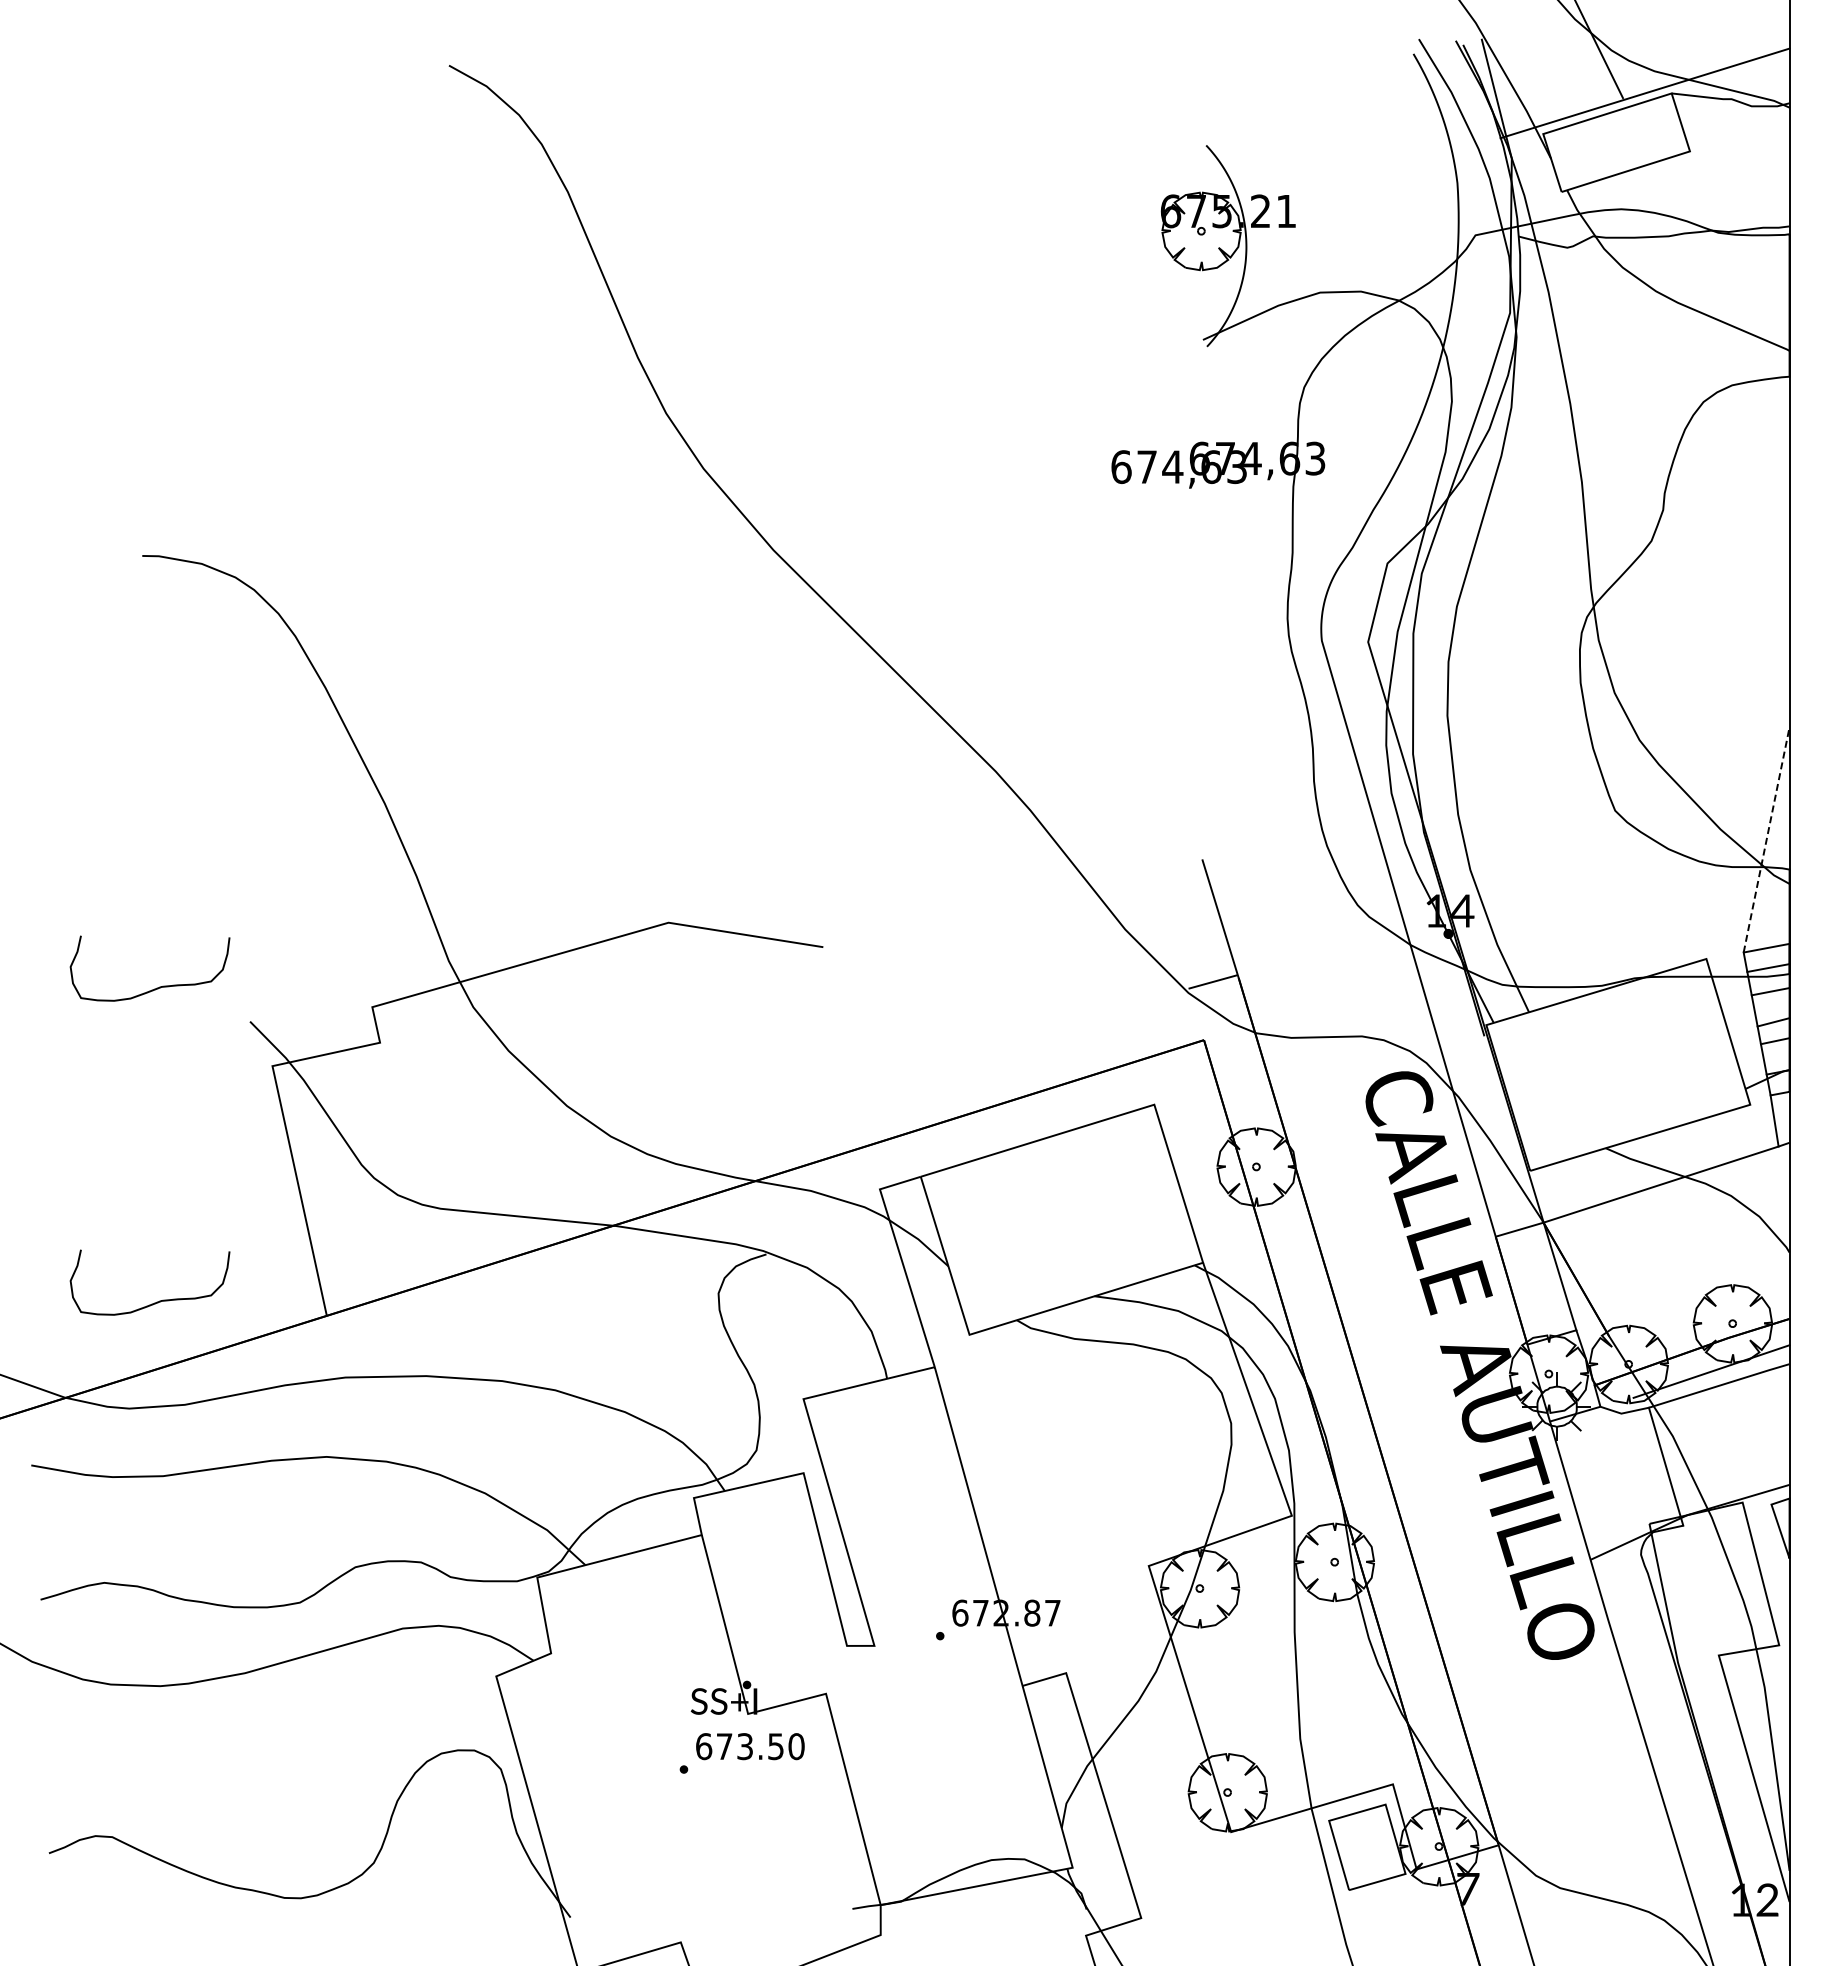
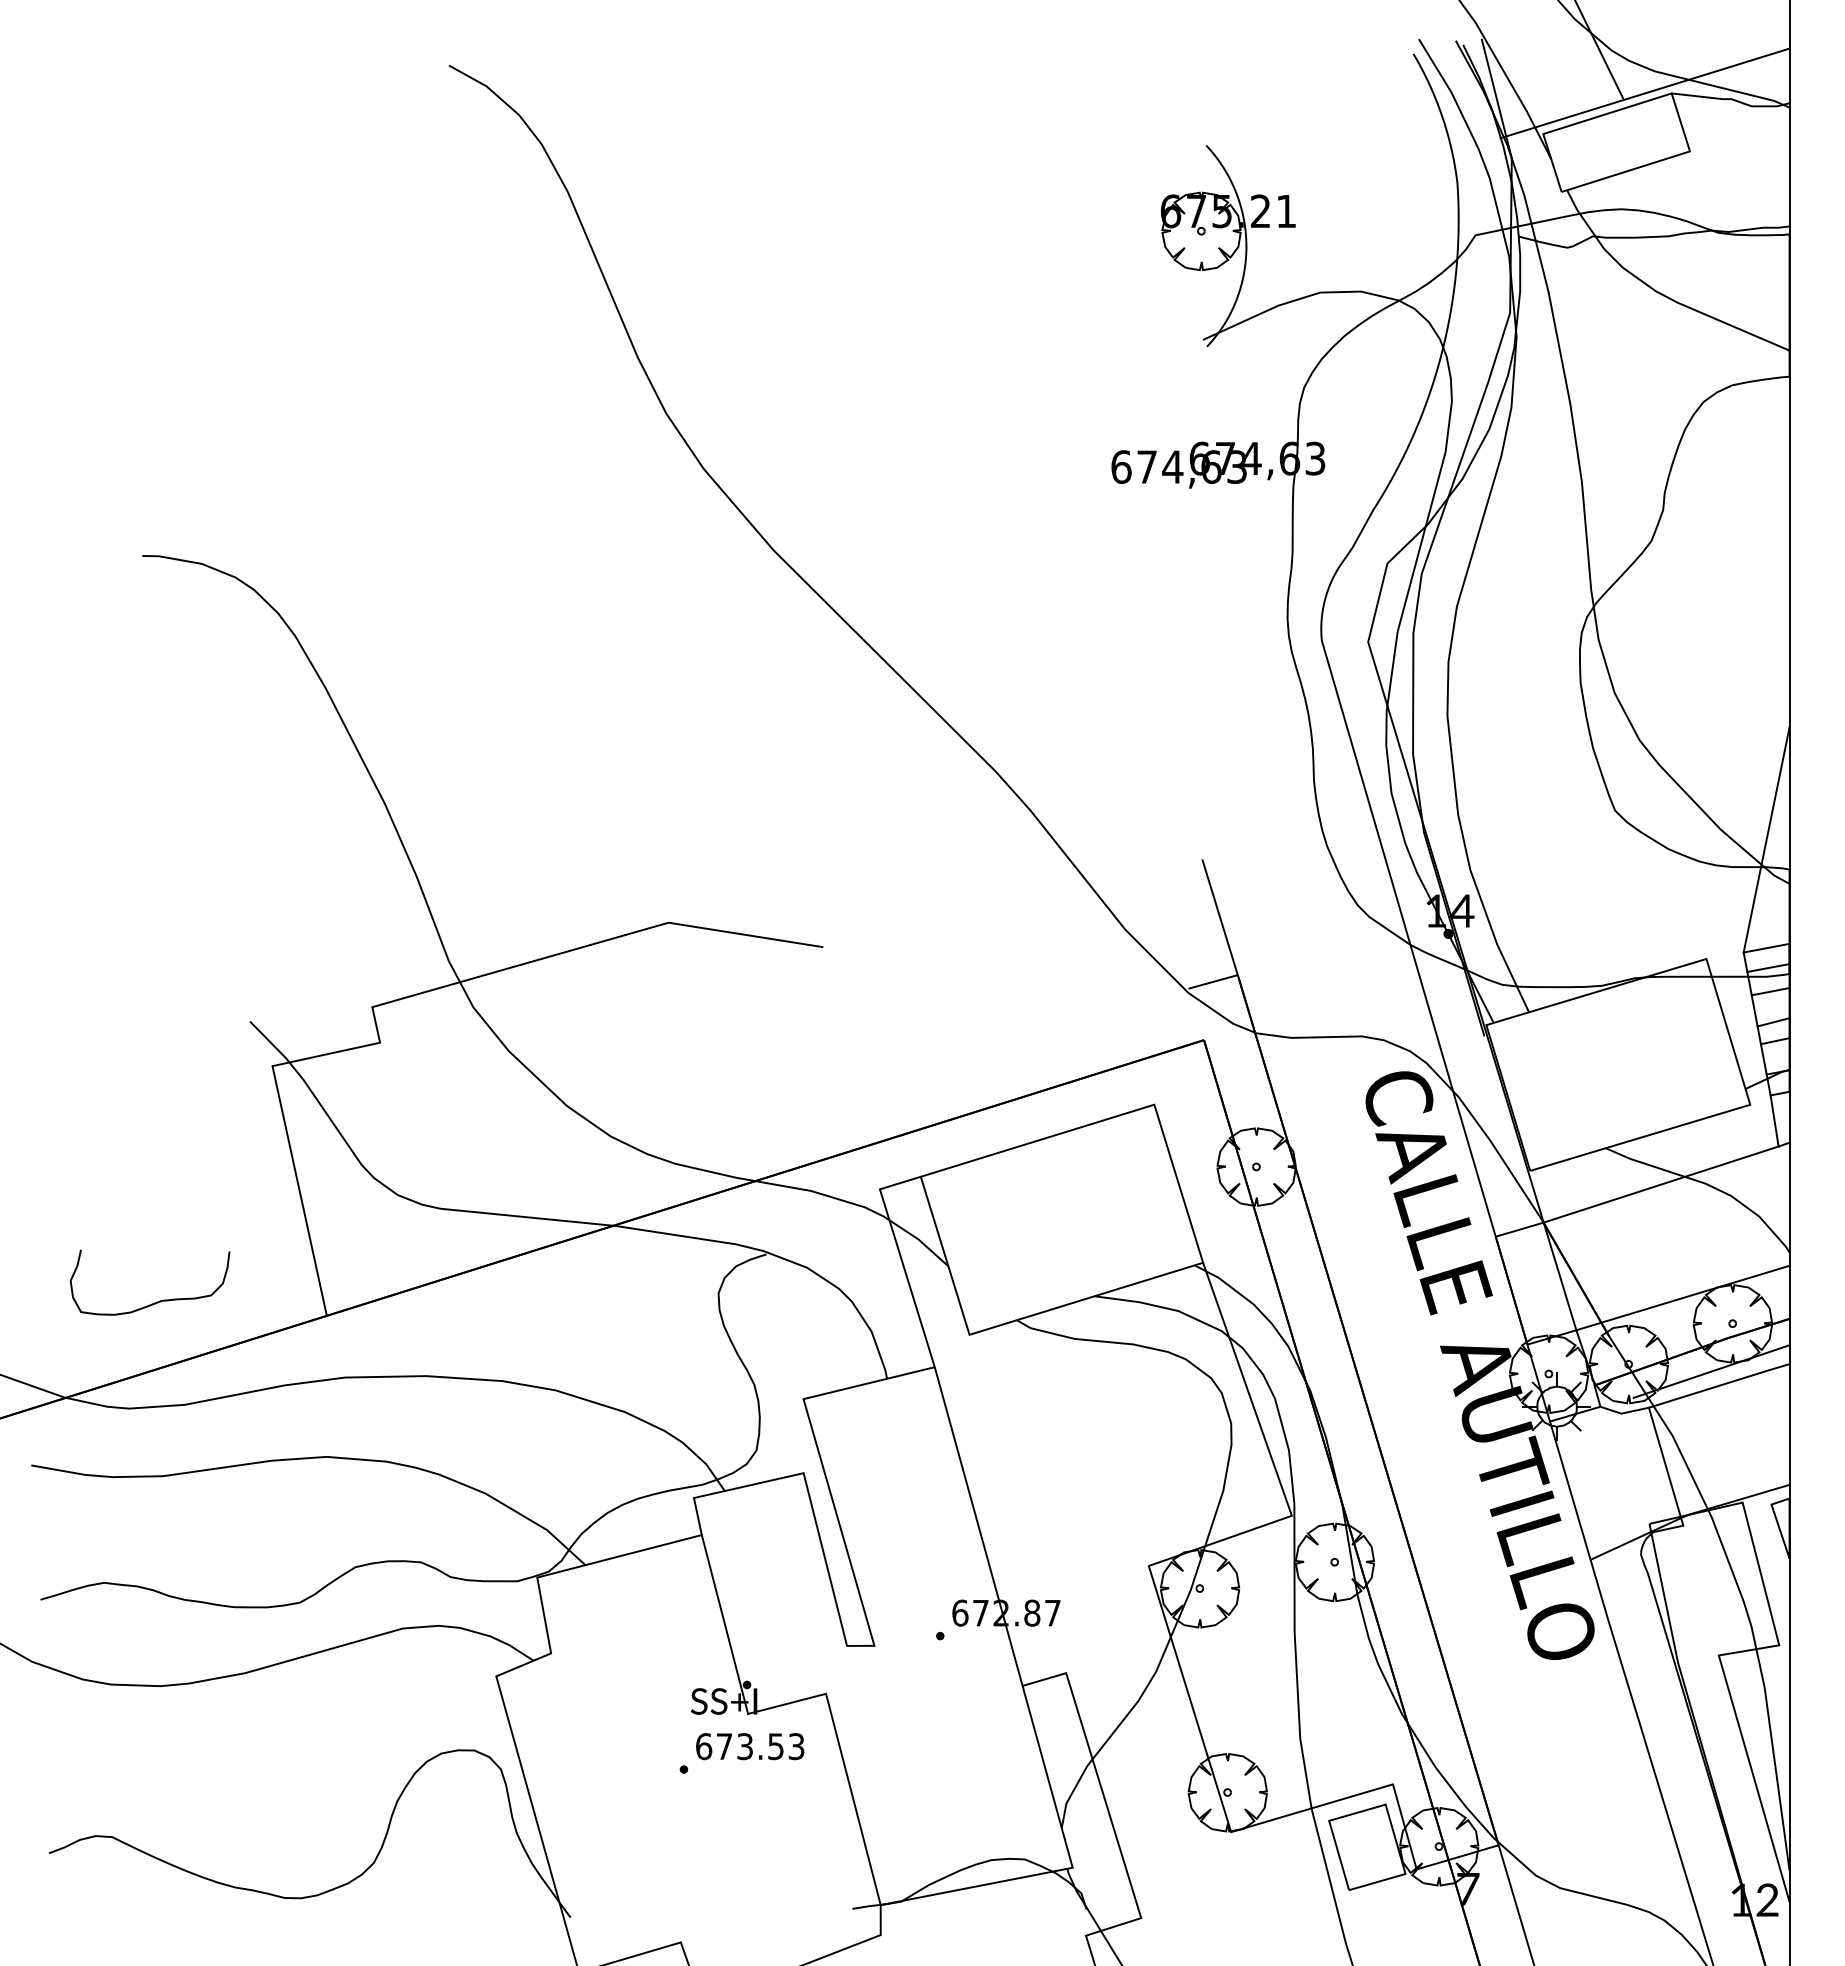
line: dashed -> solid (1766, 839)
curve: present -> none (159, 986)
line: none -> present (1682, 1297)
text: 673.50 -> 673.53 (796, 1746)
